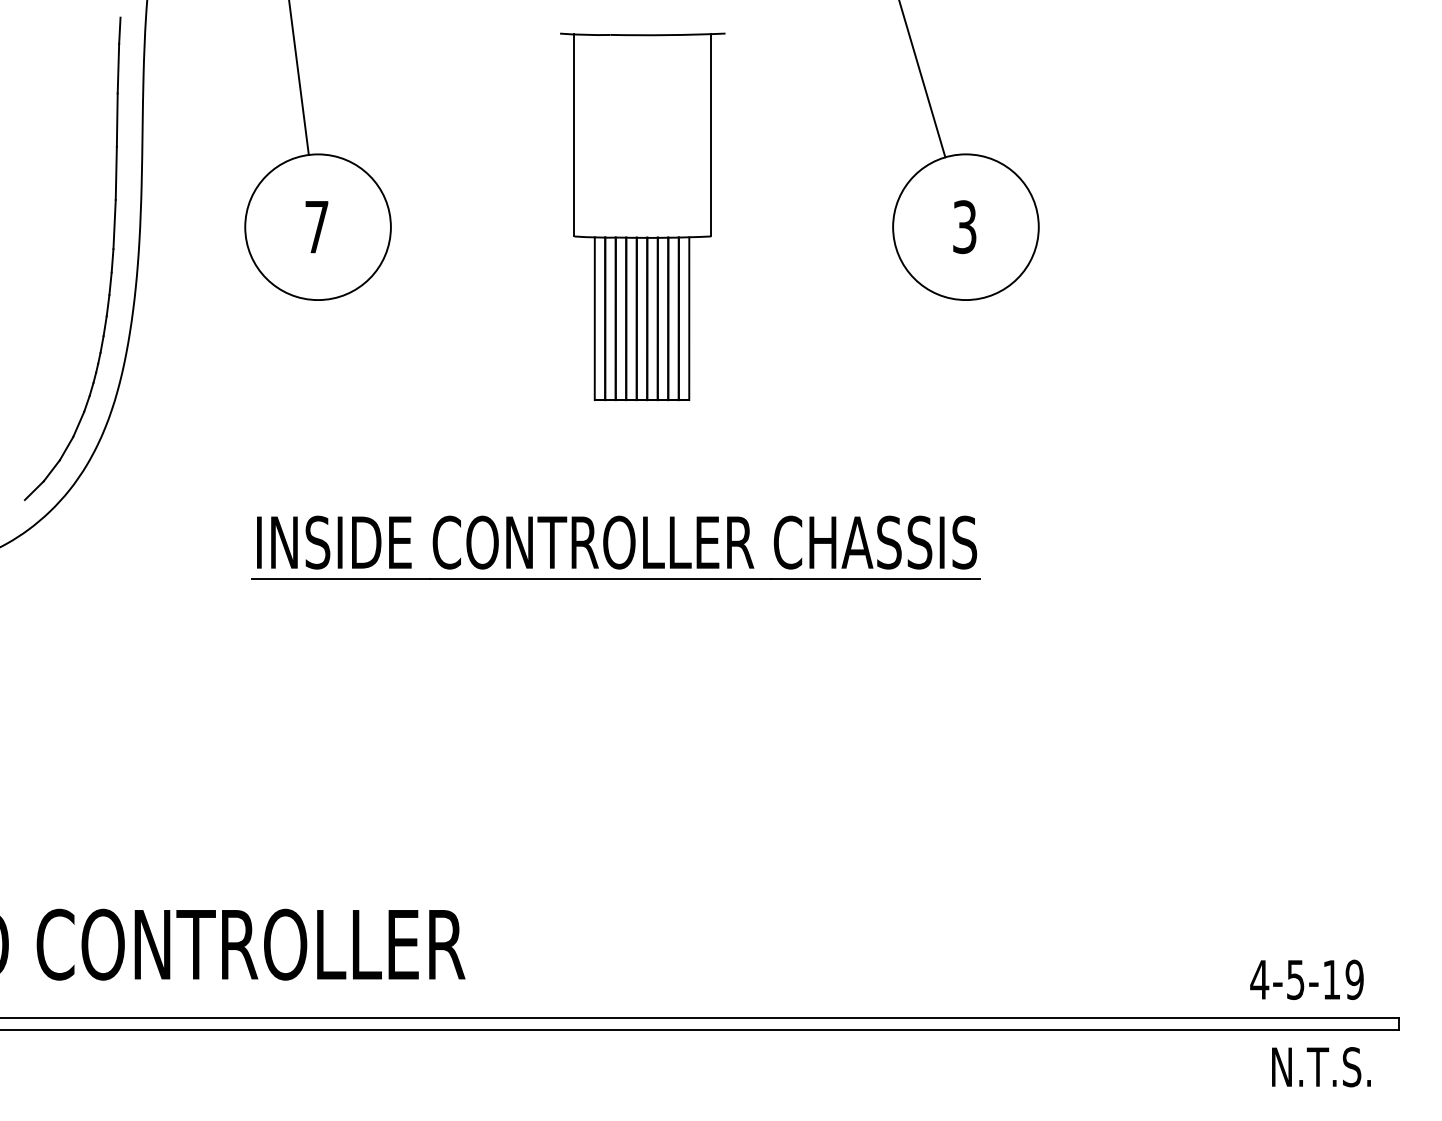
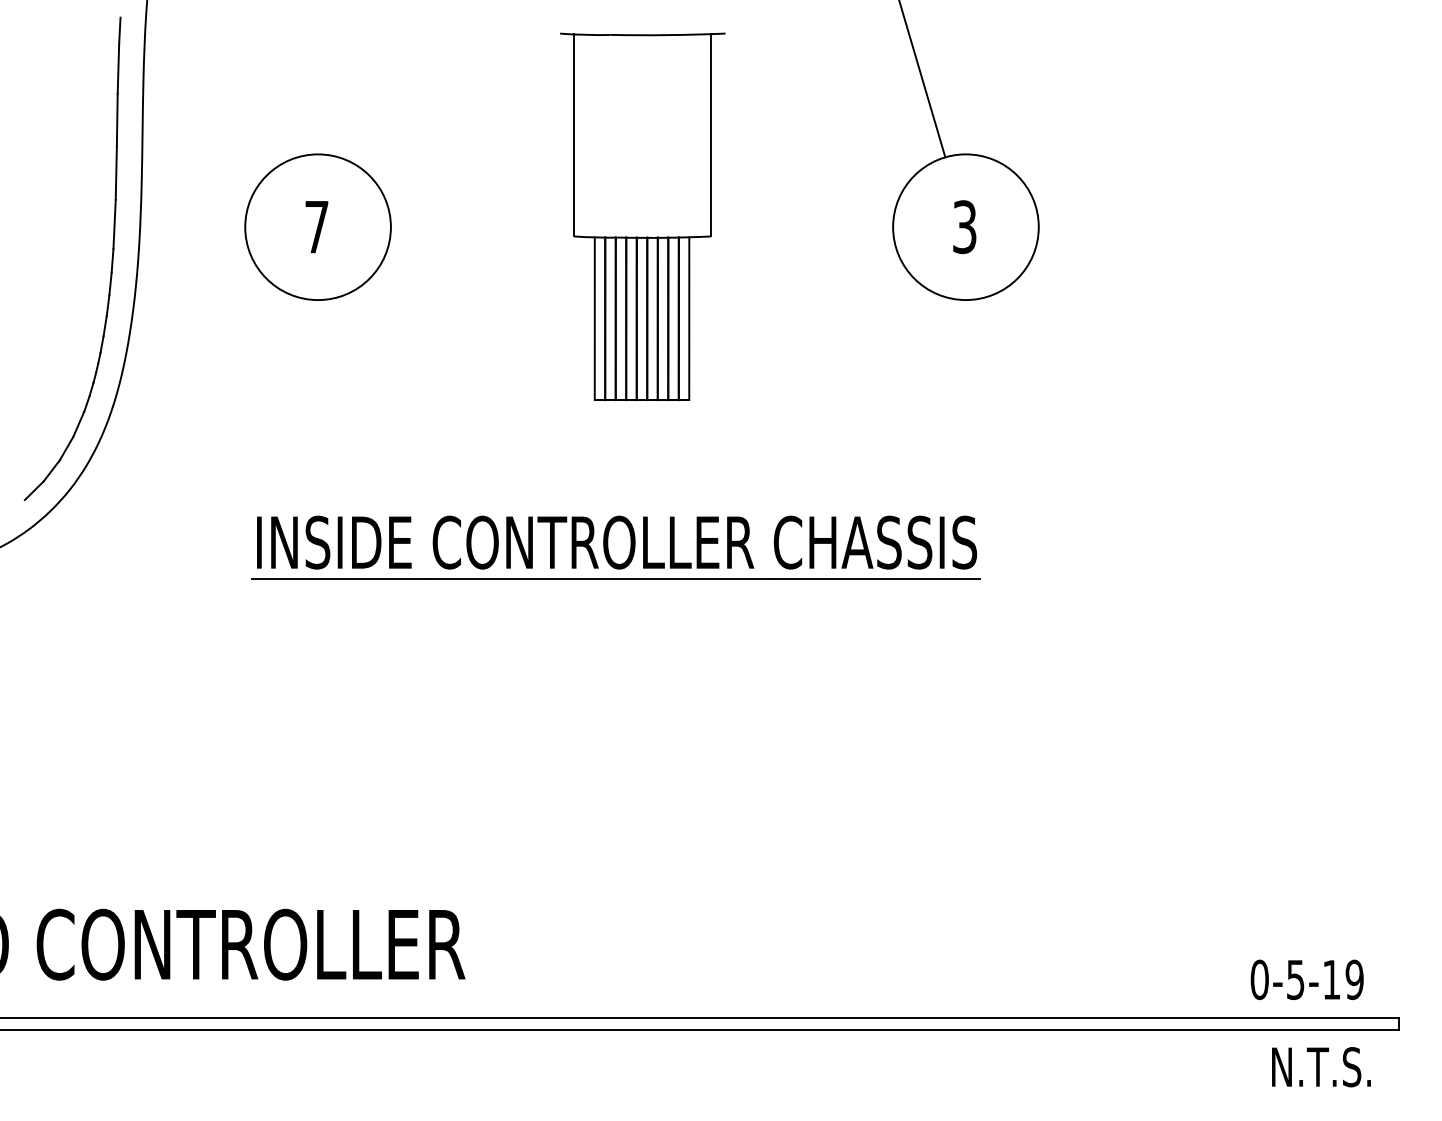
line: present -> none (298, 78)
text: 4-5-19 -> 0-5-19 (1259, 979)
